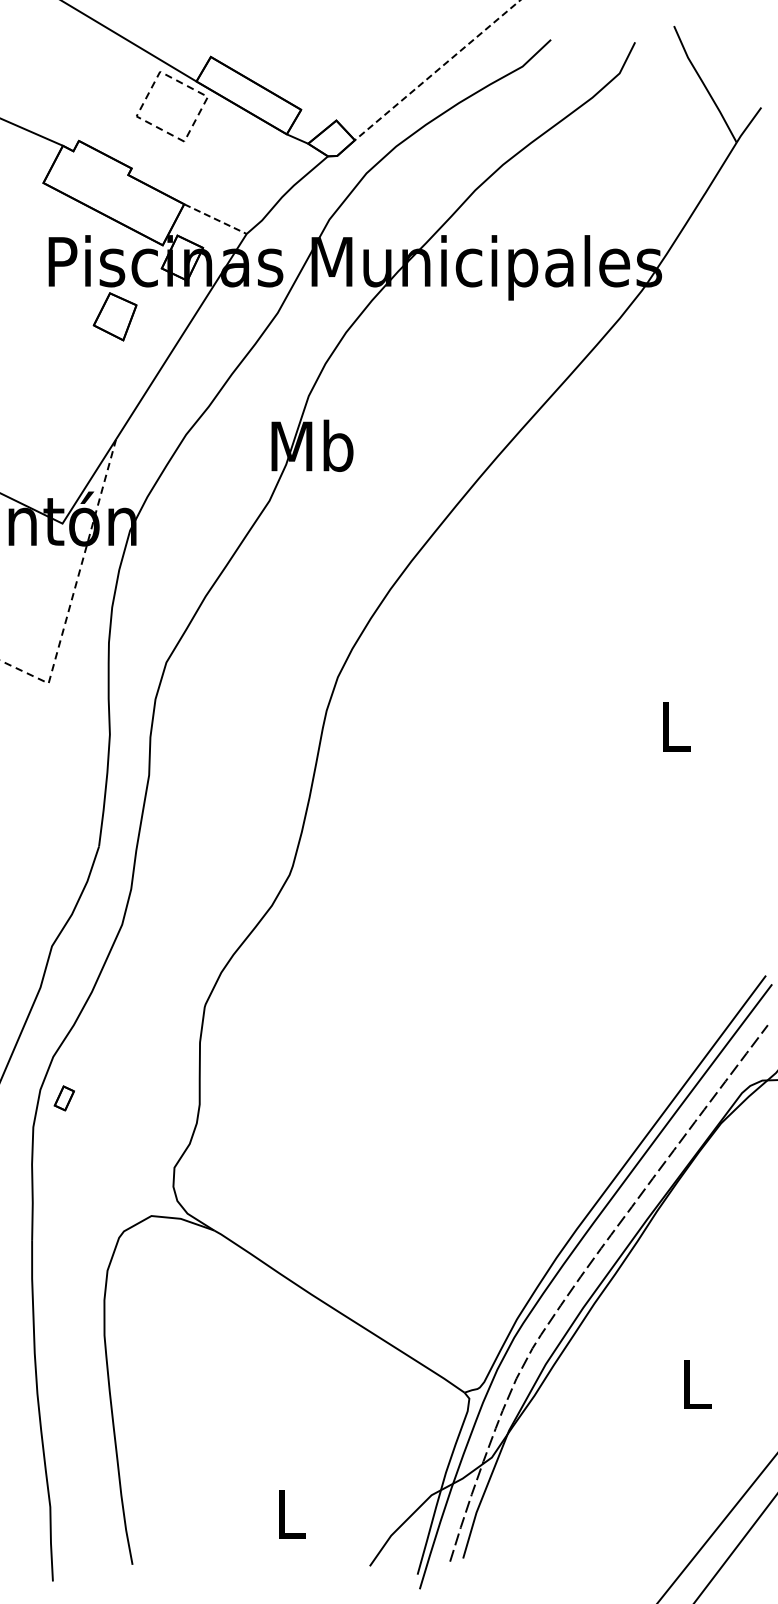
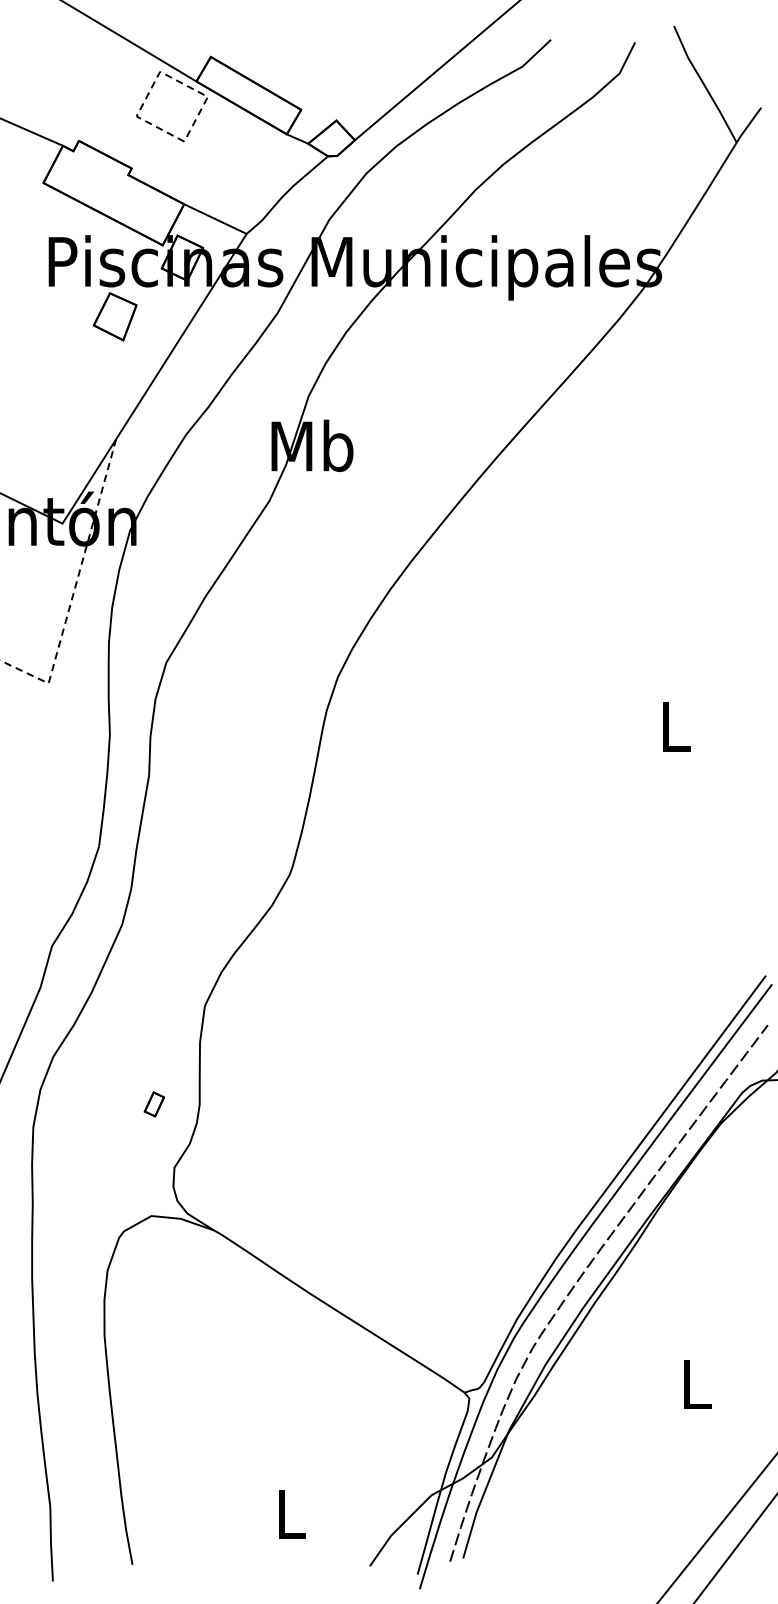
line: dashed -> solid (437, 70)
line: dashed -> solid (215, 219)
part position: (63, 1098) -> (153, 1104) (153, 1104)
